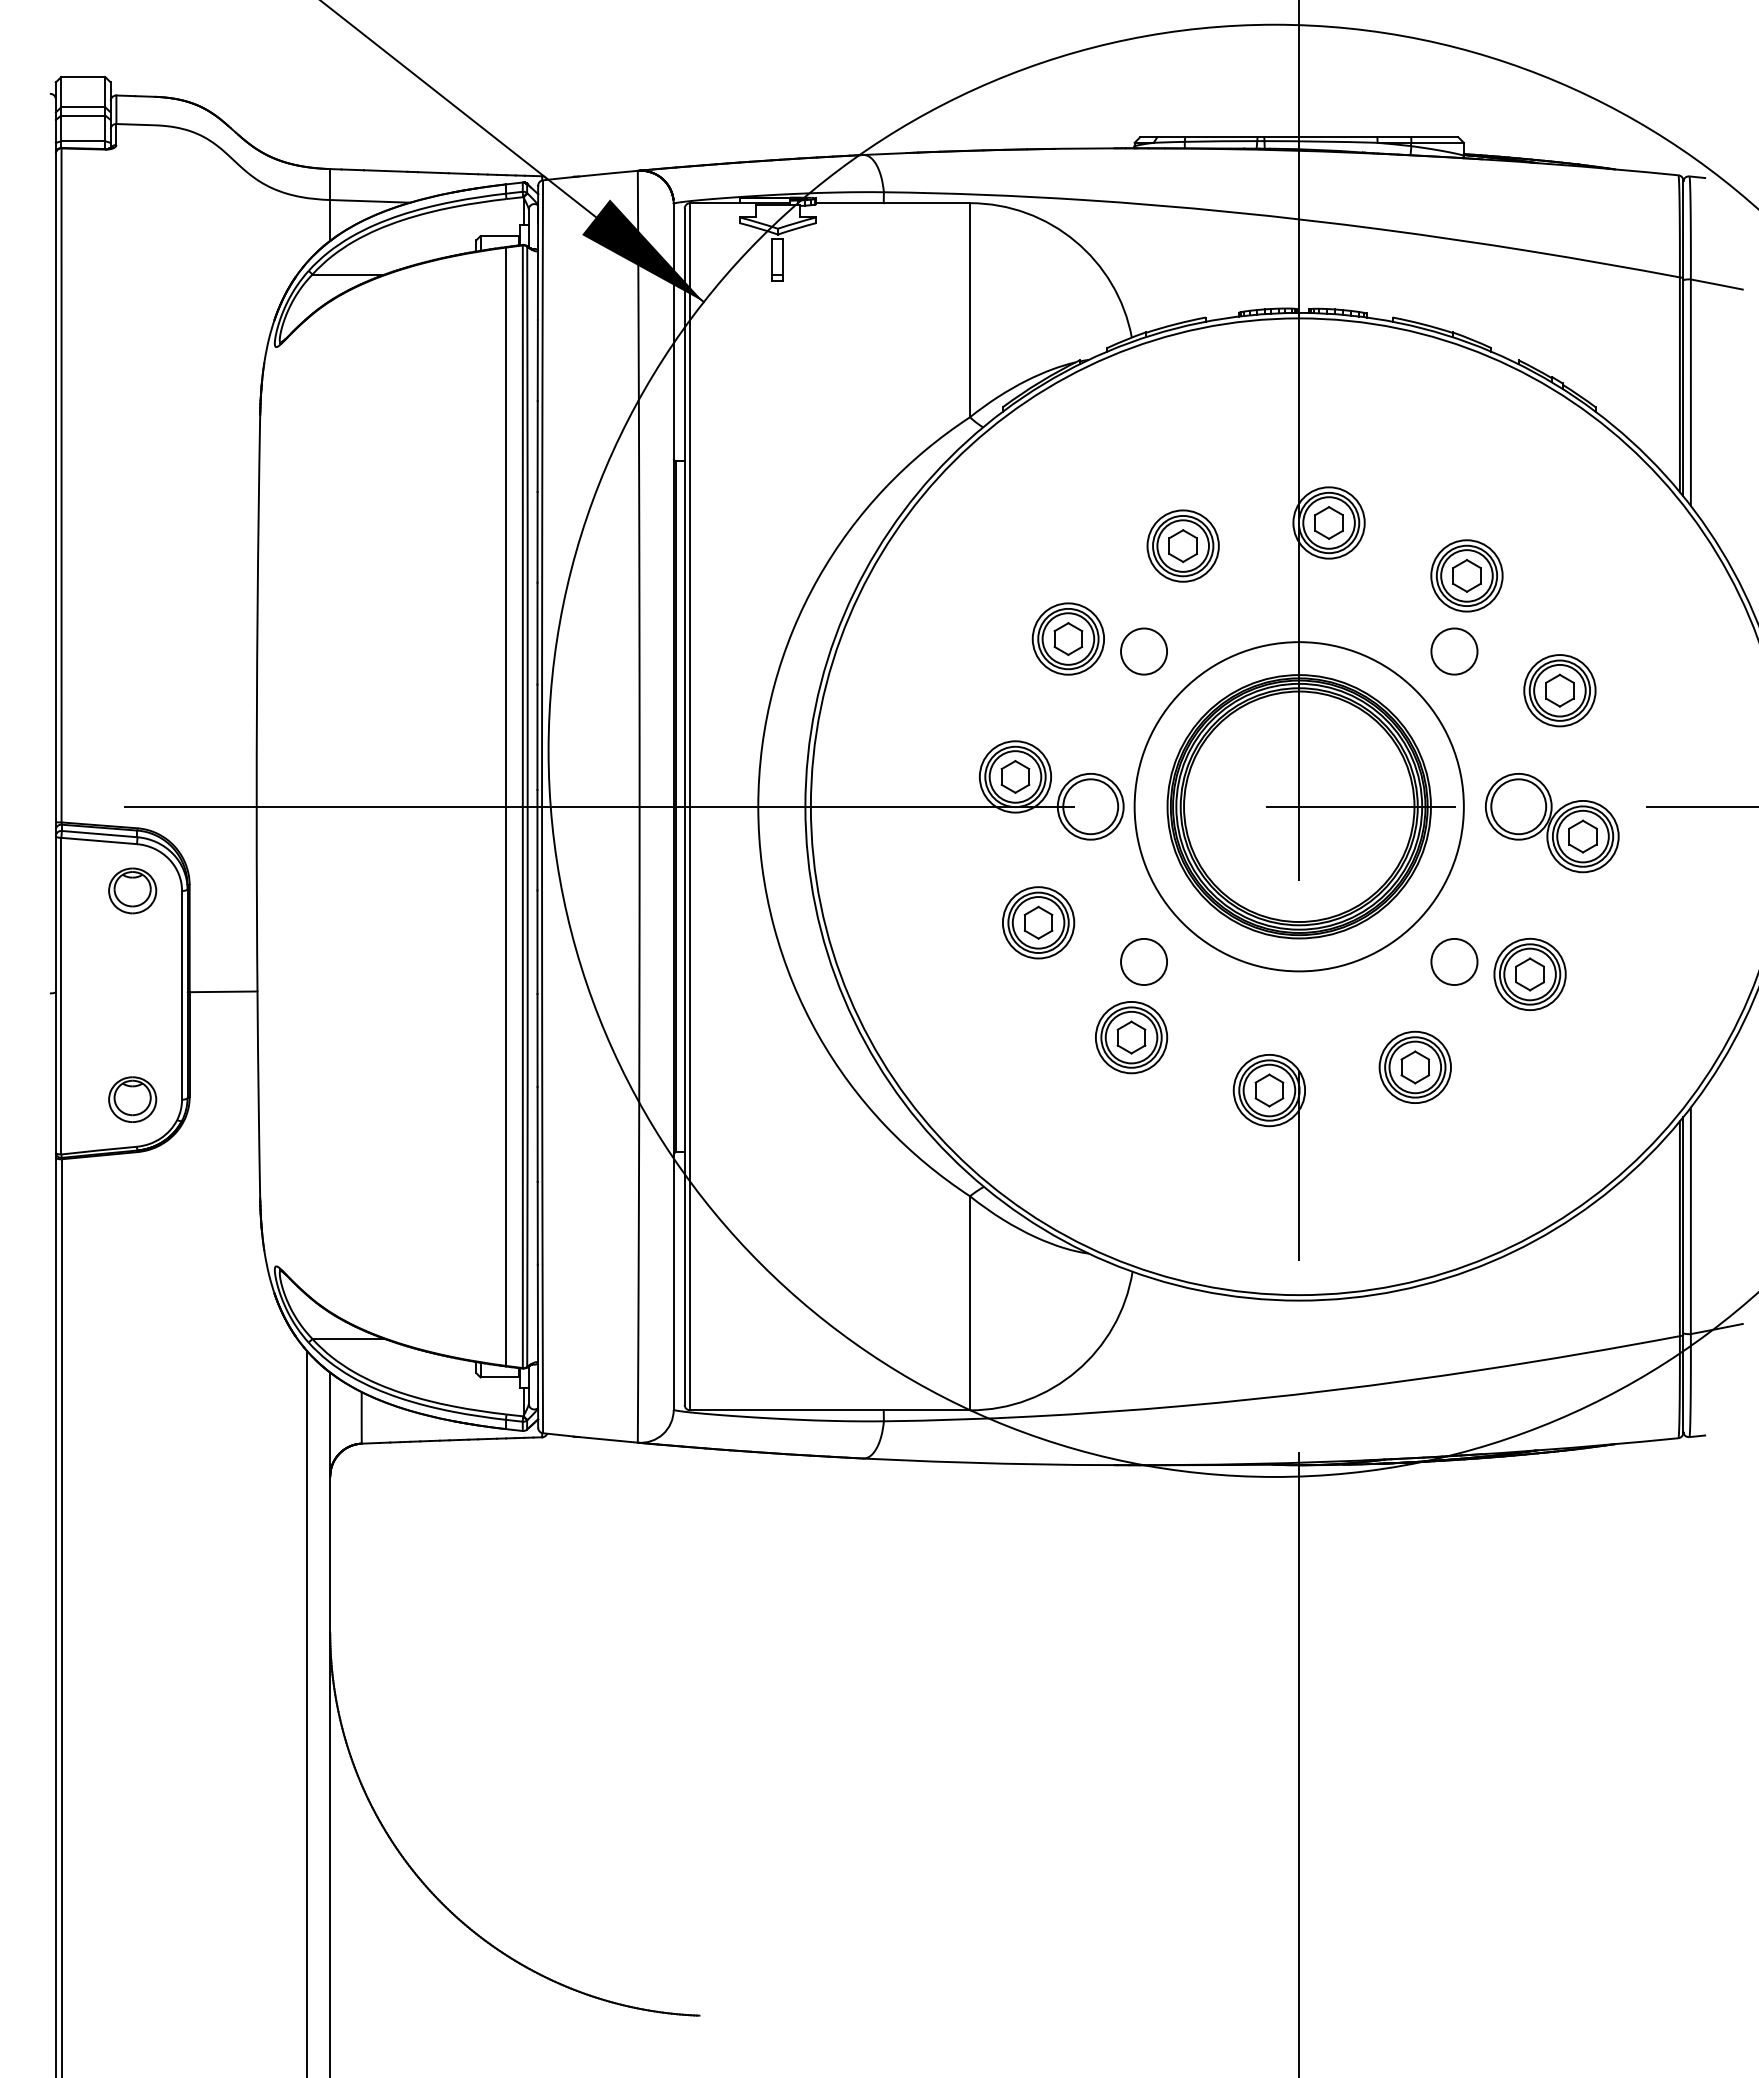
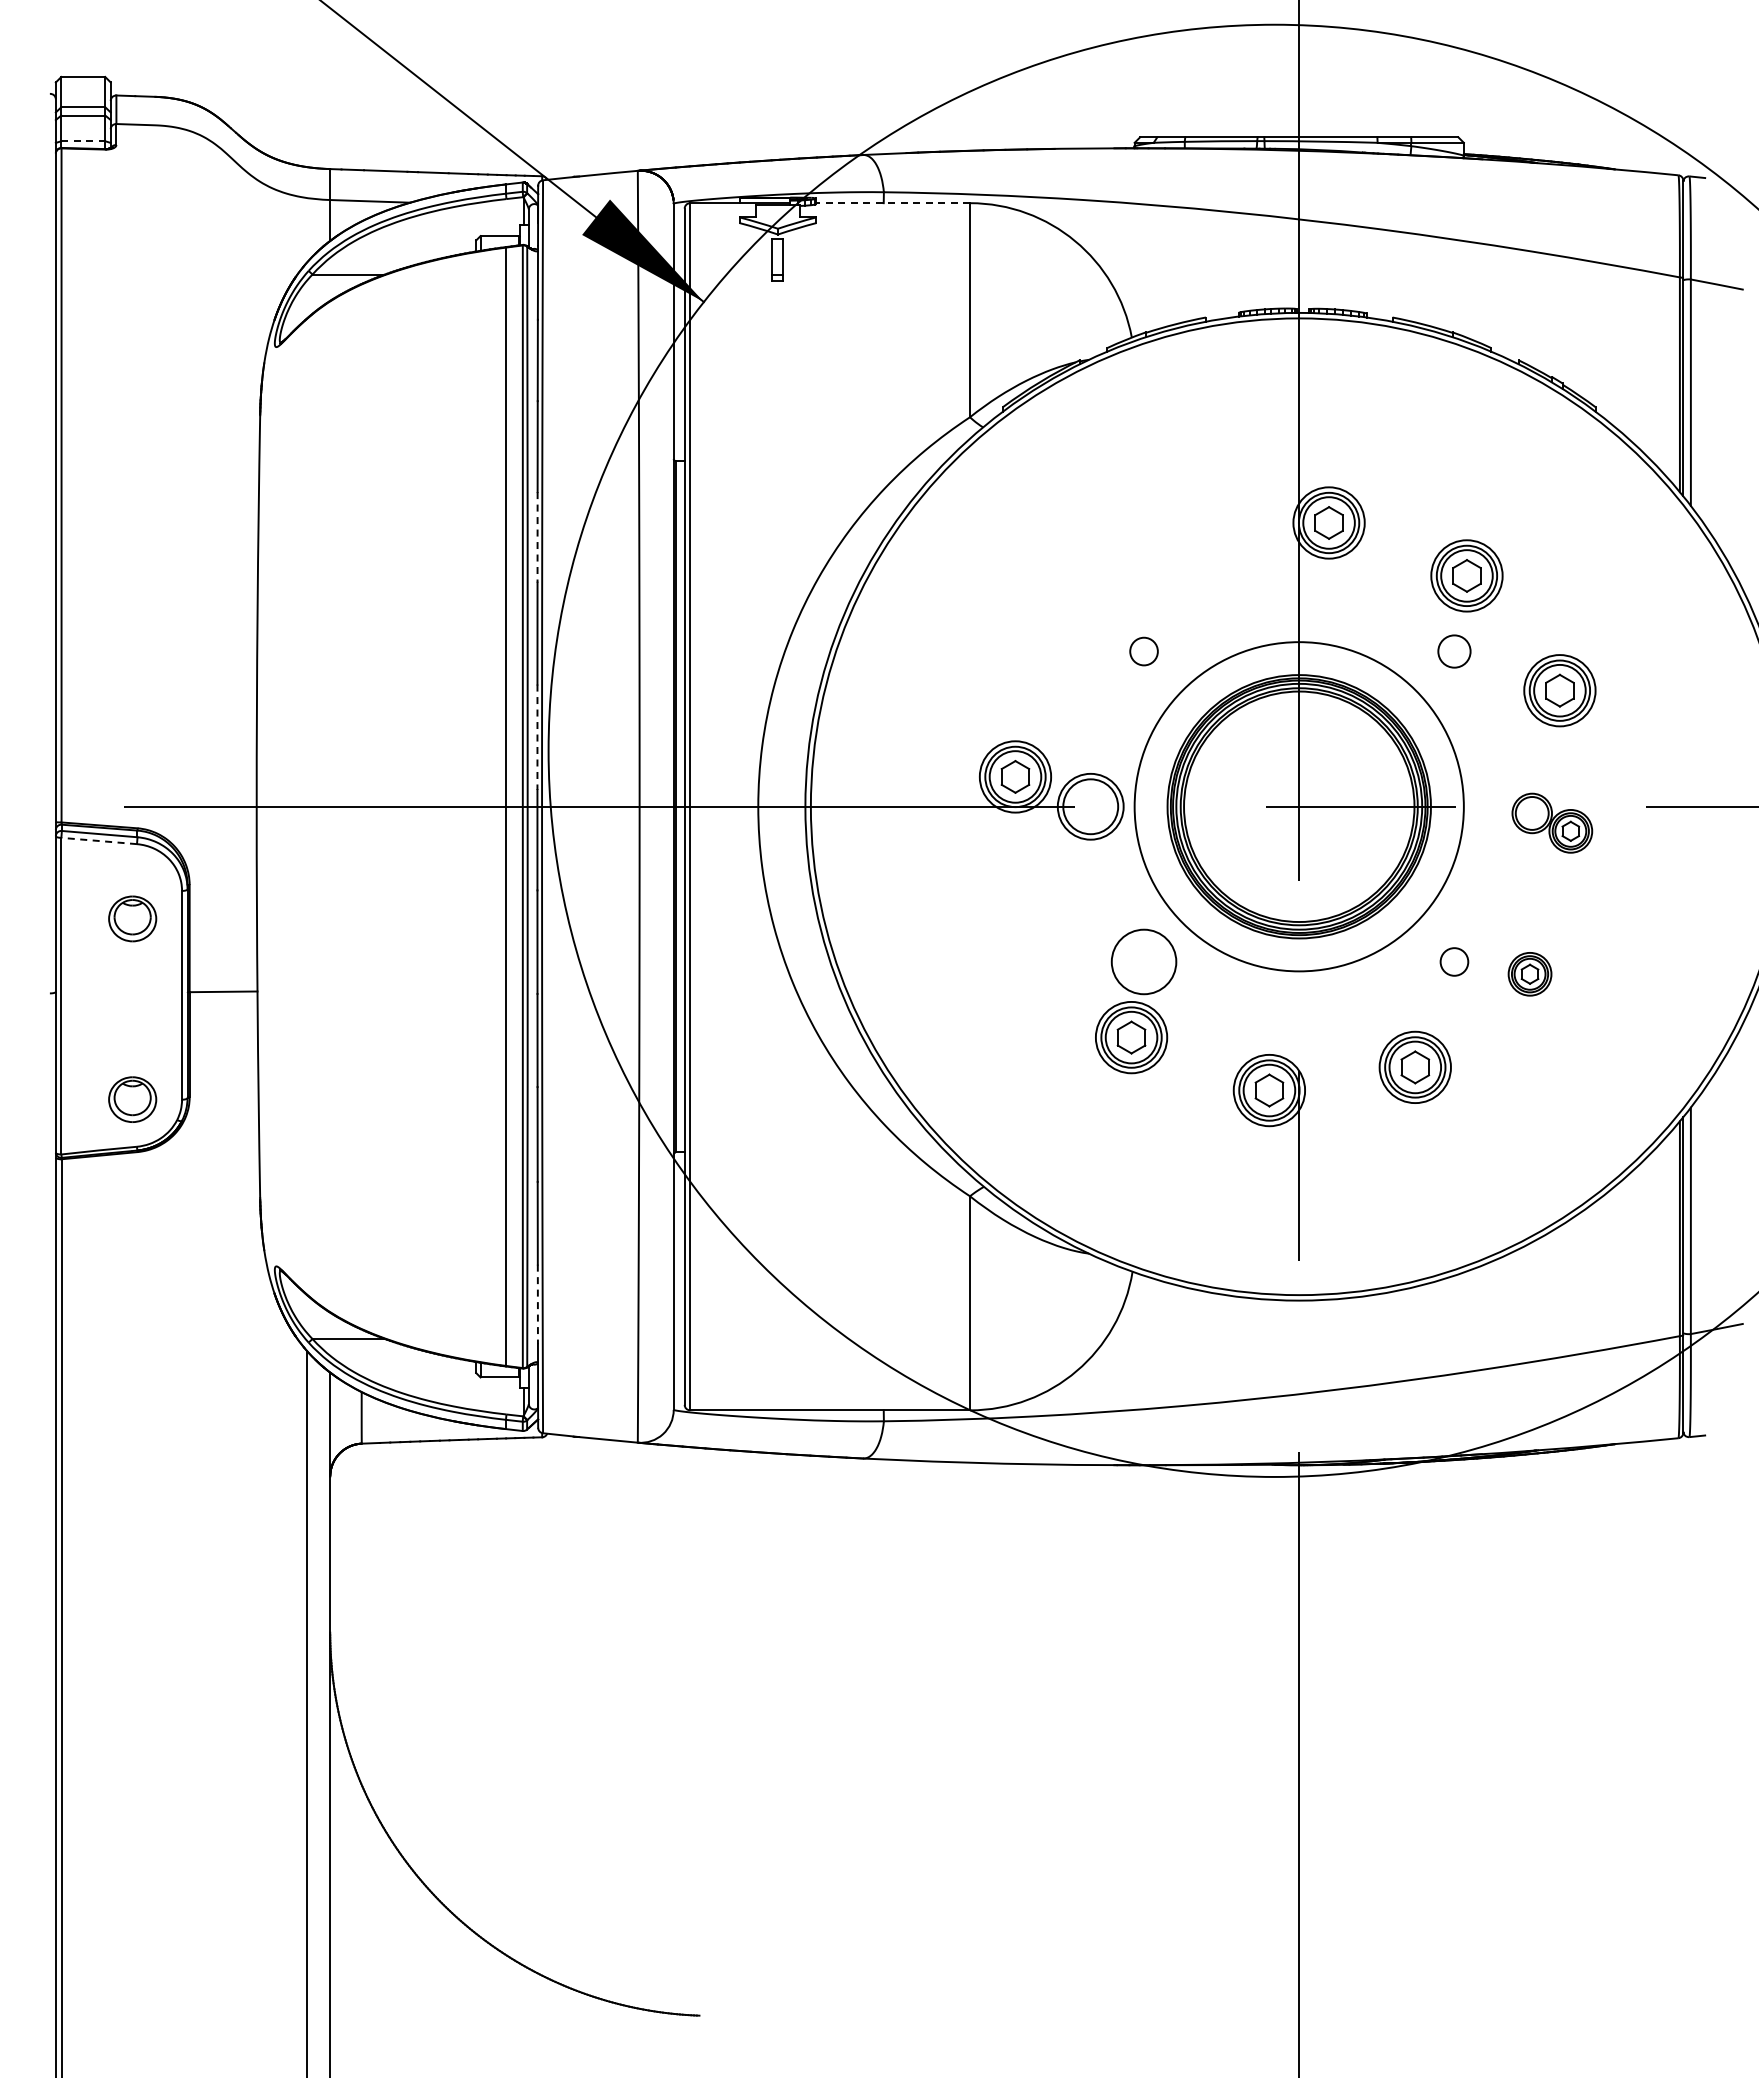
line: solid -> dashed (83, 141)
line: solid -> dashed (893, 203)
line: solid -> dashed (537, 537)
part: present -> none (1182, 545)
part: present -> none (1067, 638)
circle diameter: 46 px -> 28 px (1143, 651)
circle size: 49x49 px -> 35x35 px (1454, 651)
line: solid -> dashed (537, 737)
part size: 135x101 px -> 83x62 px (1552, 822)
line: solid -> dashed (99, 841)
part position: (132, 890) -> (132, 918) (132, 918)
part: present -> none (1038, 922)
circle diameter: 46 px -> 65 px (1143, 961)
circle diameter: 46 px -> 28 px (1454, 961)
part size: 74x74 px -> 46x45 px (1529, 974)
line: solid -> dashed (537, 1304)
